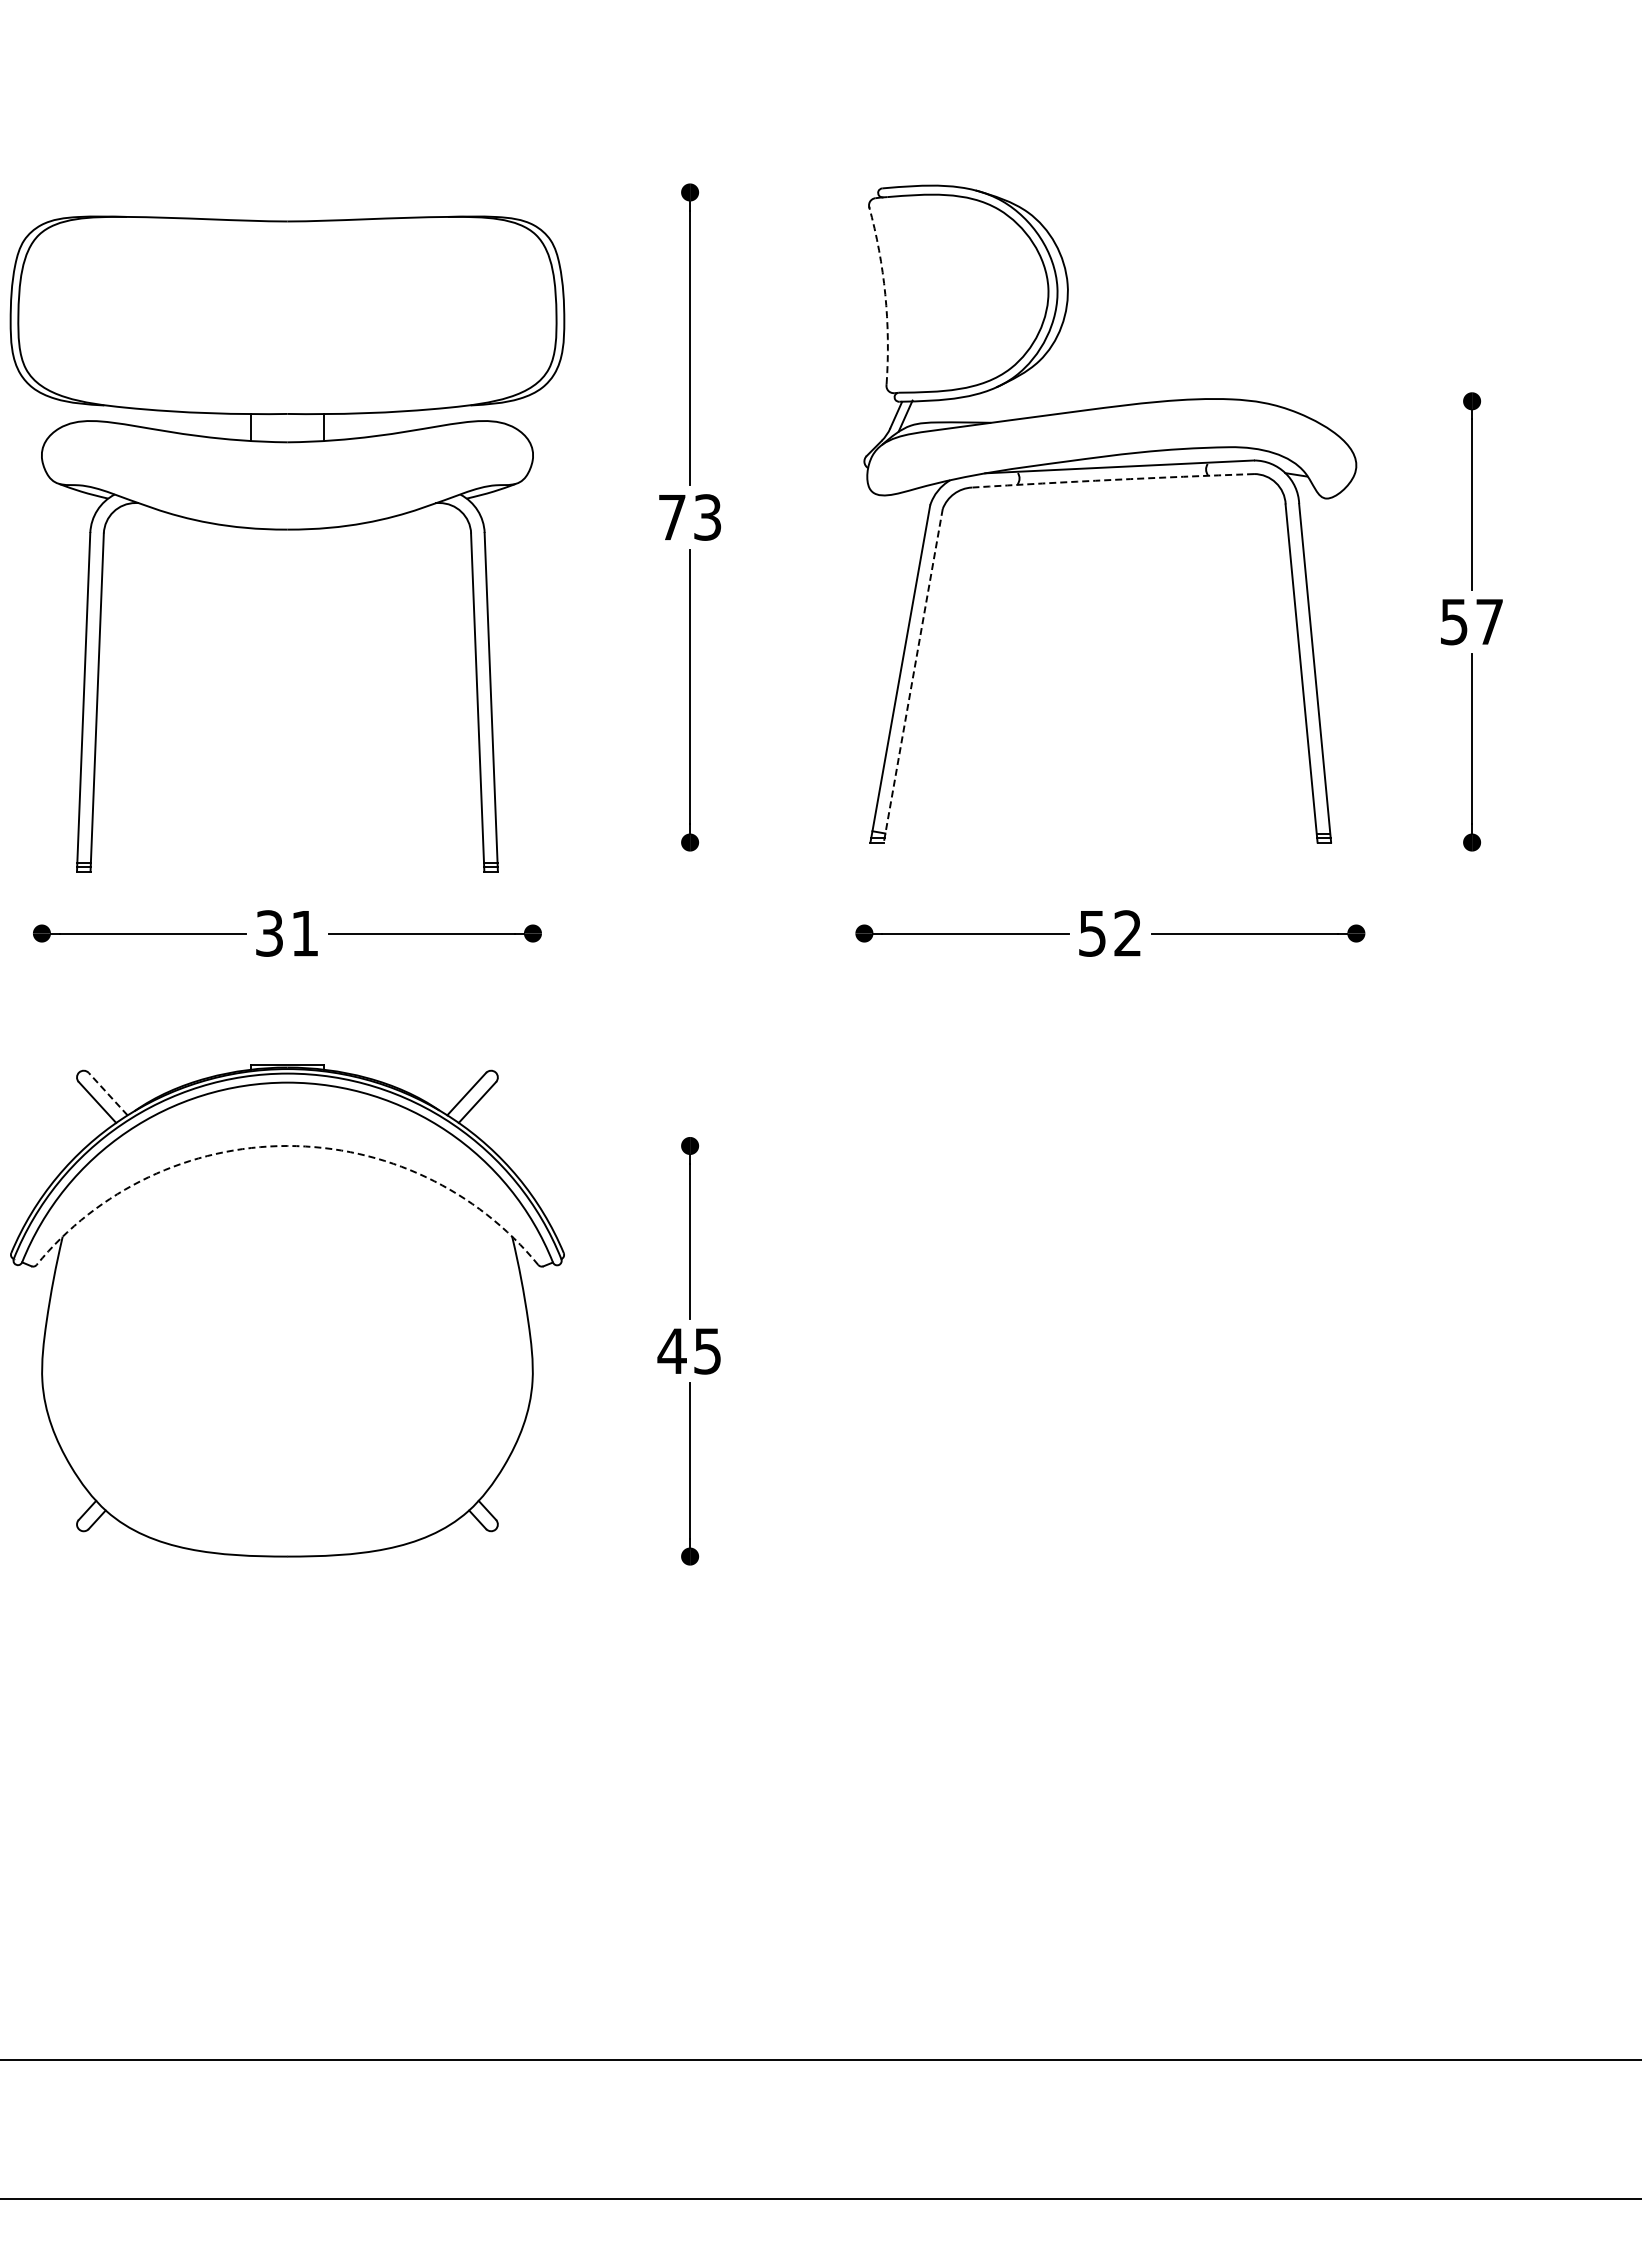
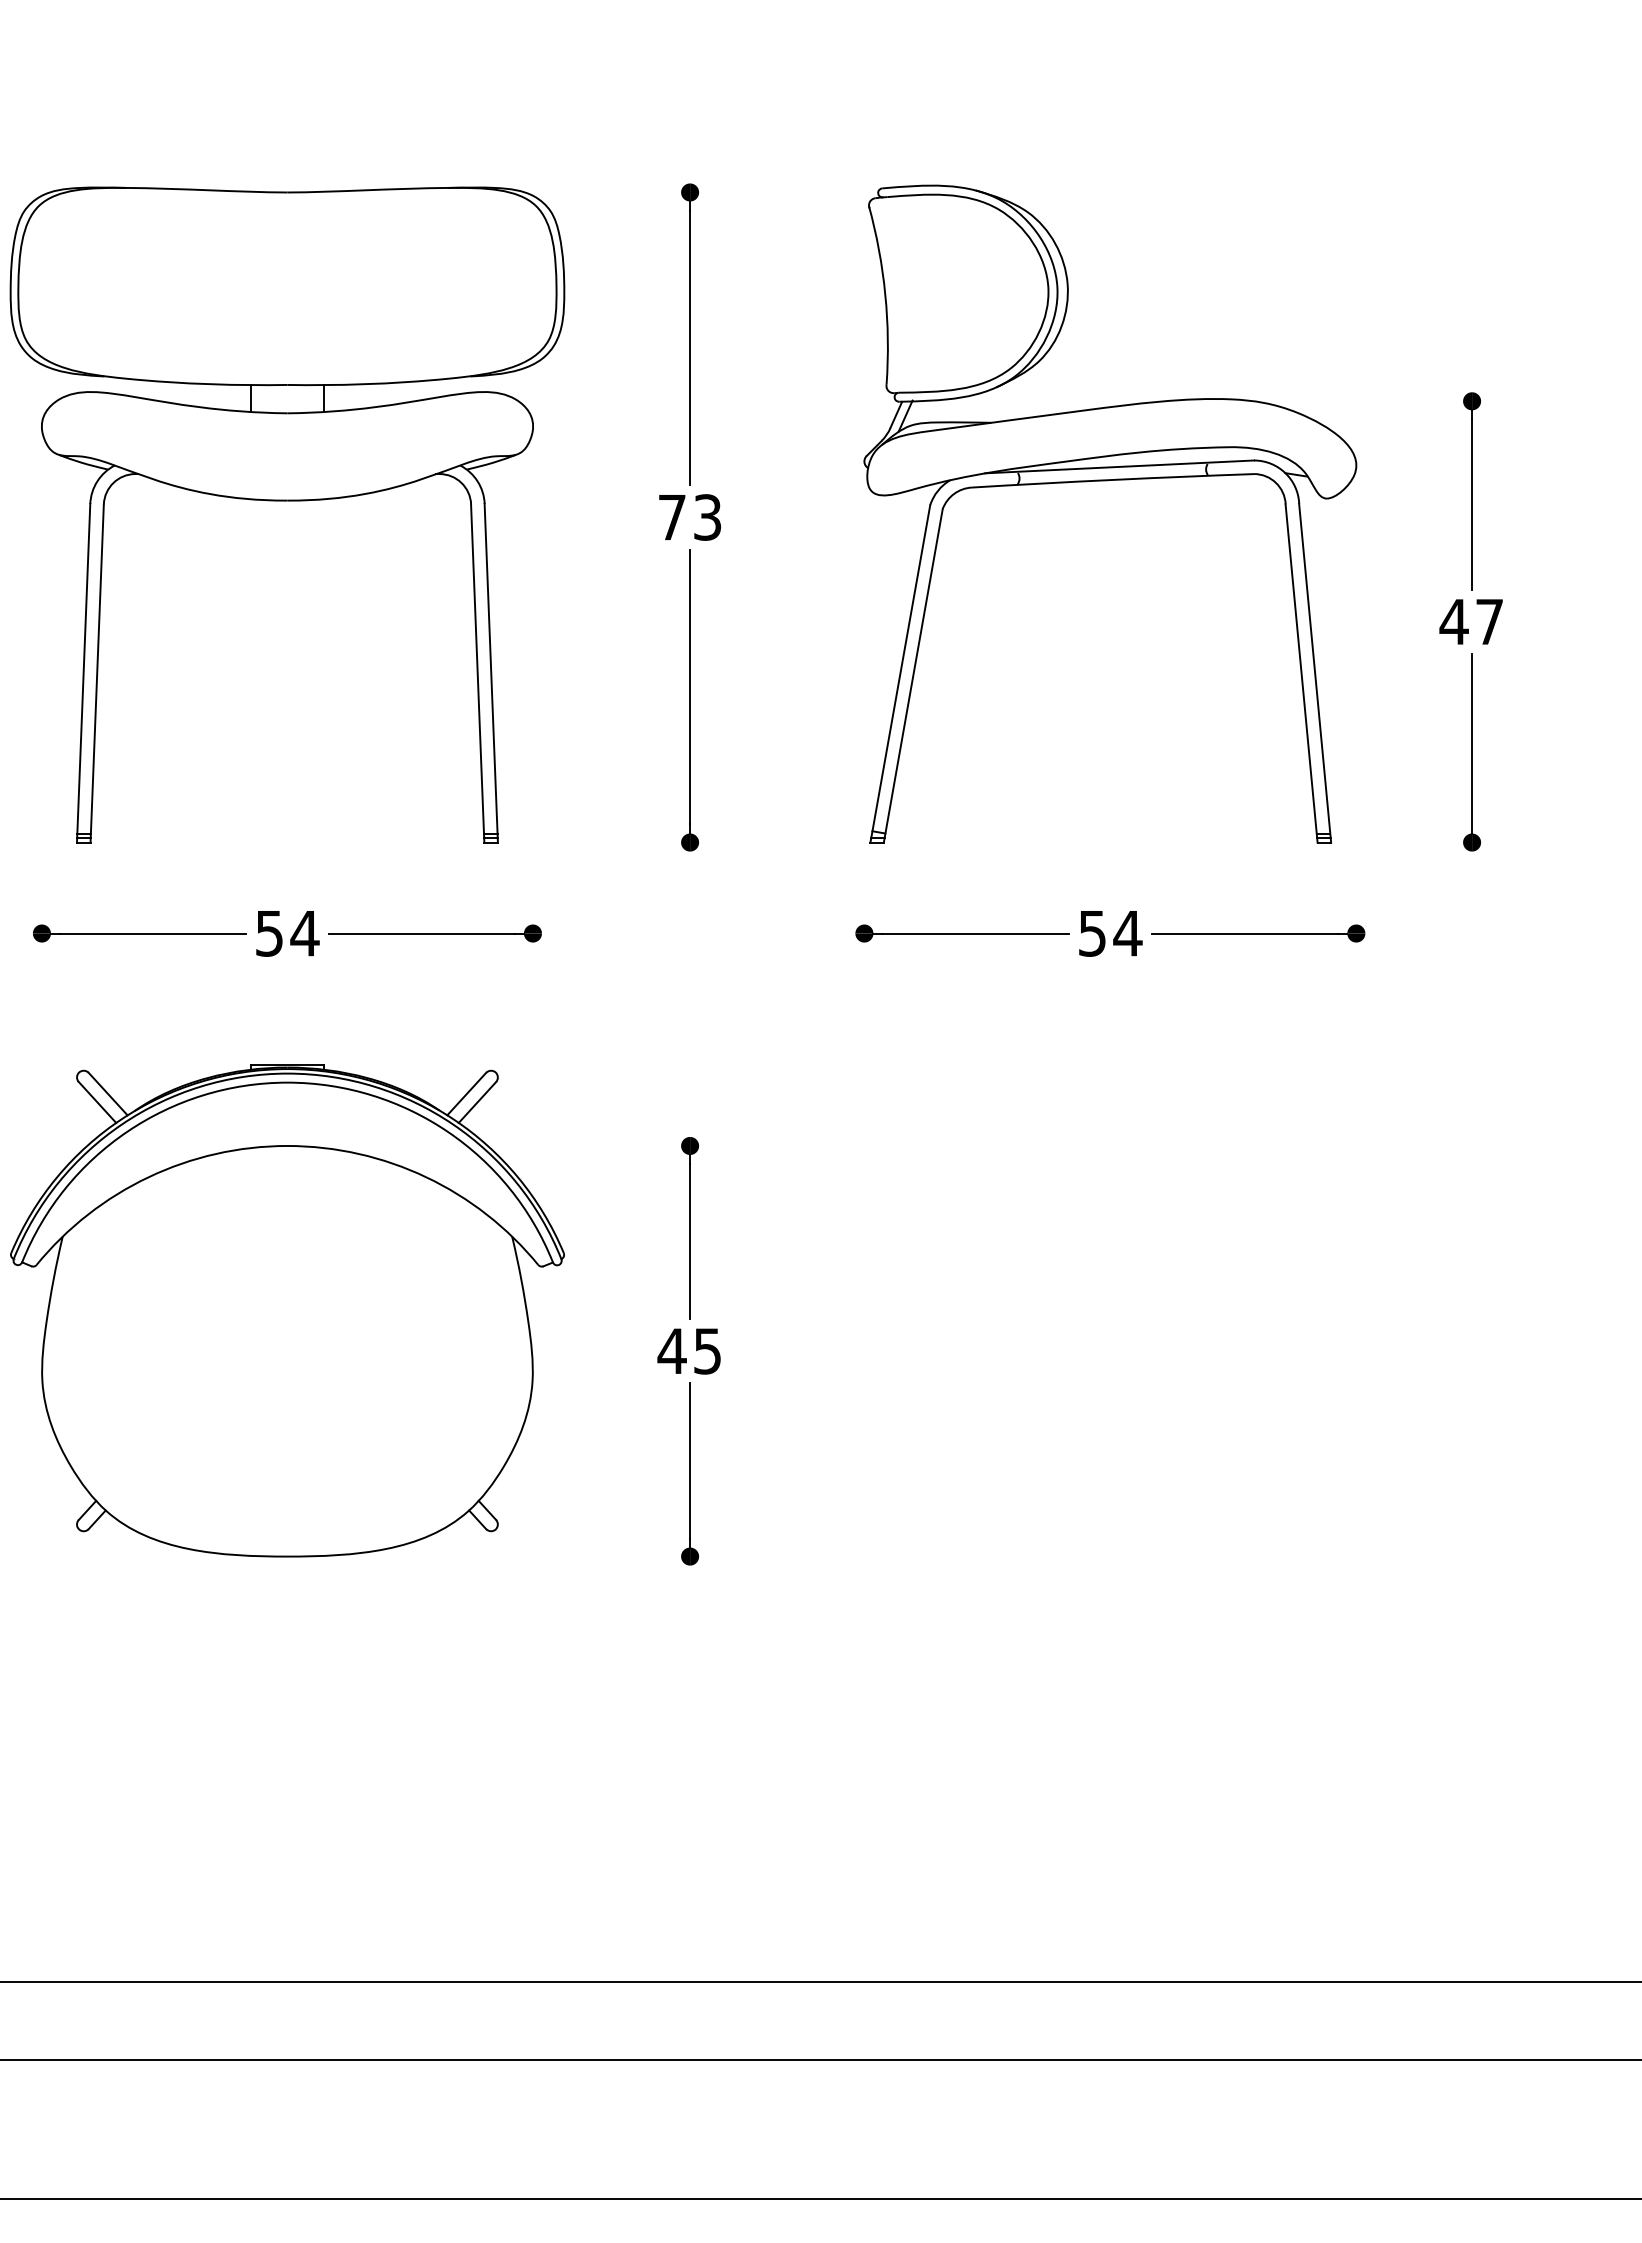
arc: dashed -> solid (885, 294)
arc: dashed -> solid (1113, 479)
part position: (287, 530) -> (287, 501) (287, 501)
text: 57 -> 47 (1453, 622)
line: dashed -> solid (913, 676)
text: 31 -> 54 (287, 933)
text: 52 -> 54 (1127, 933)
line: dashed -> solid (108, 1094)
arc: dashed -> solid (287, 1145)
line: none -> present (820, 1982)
